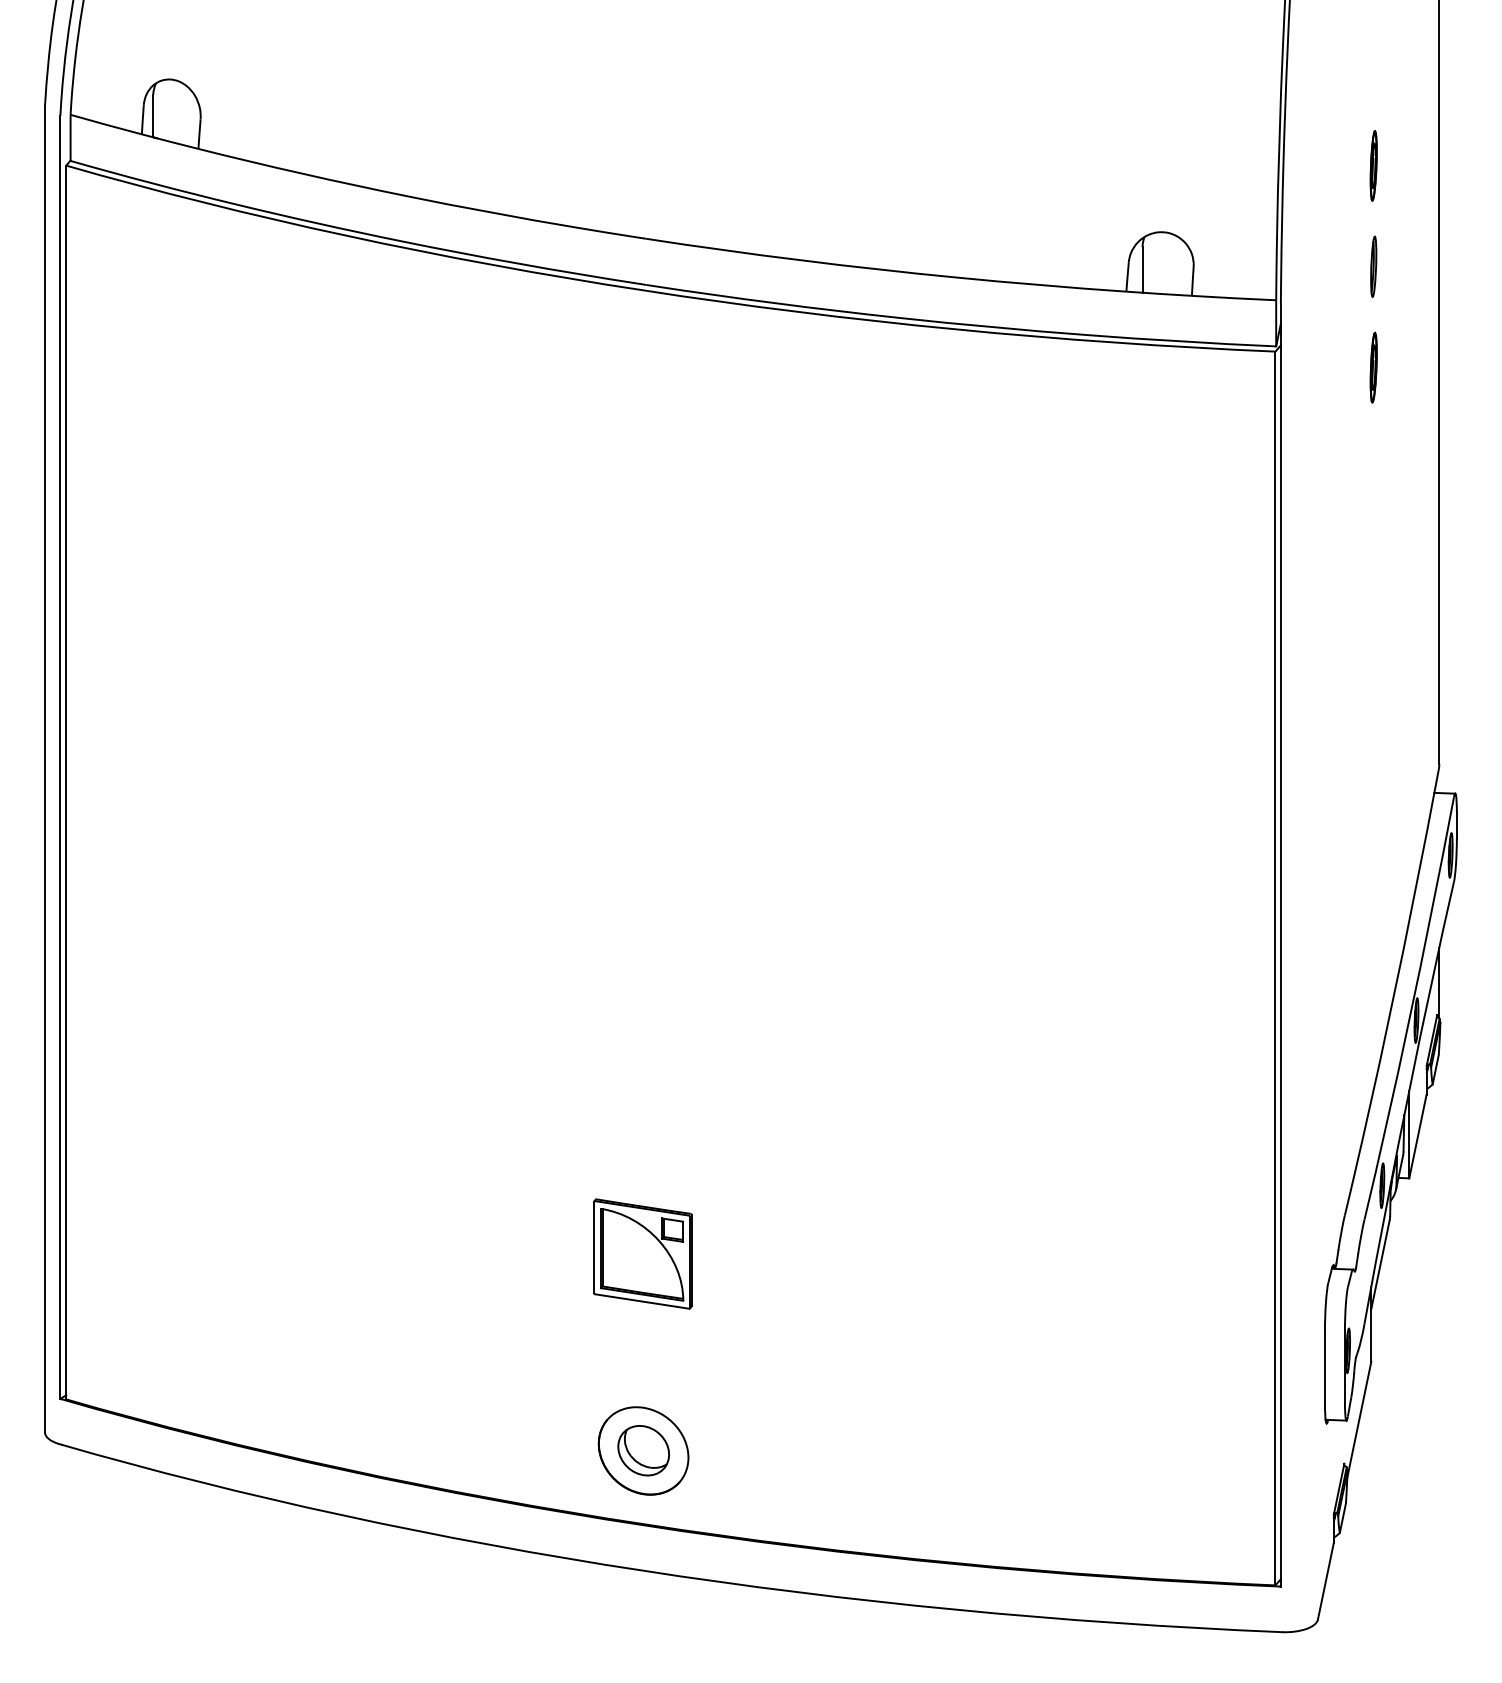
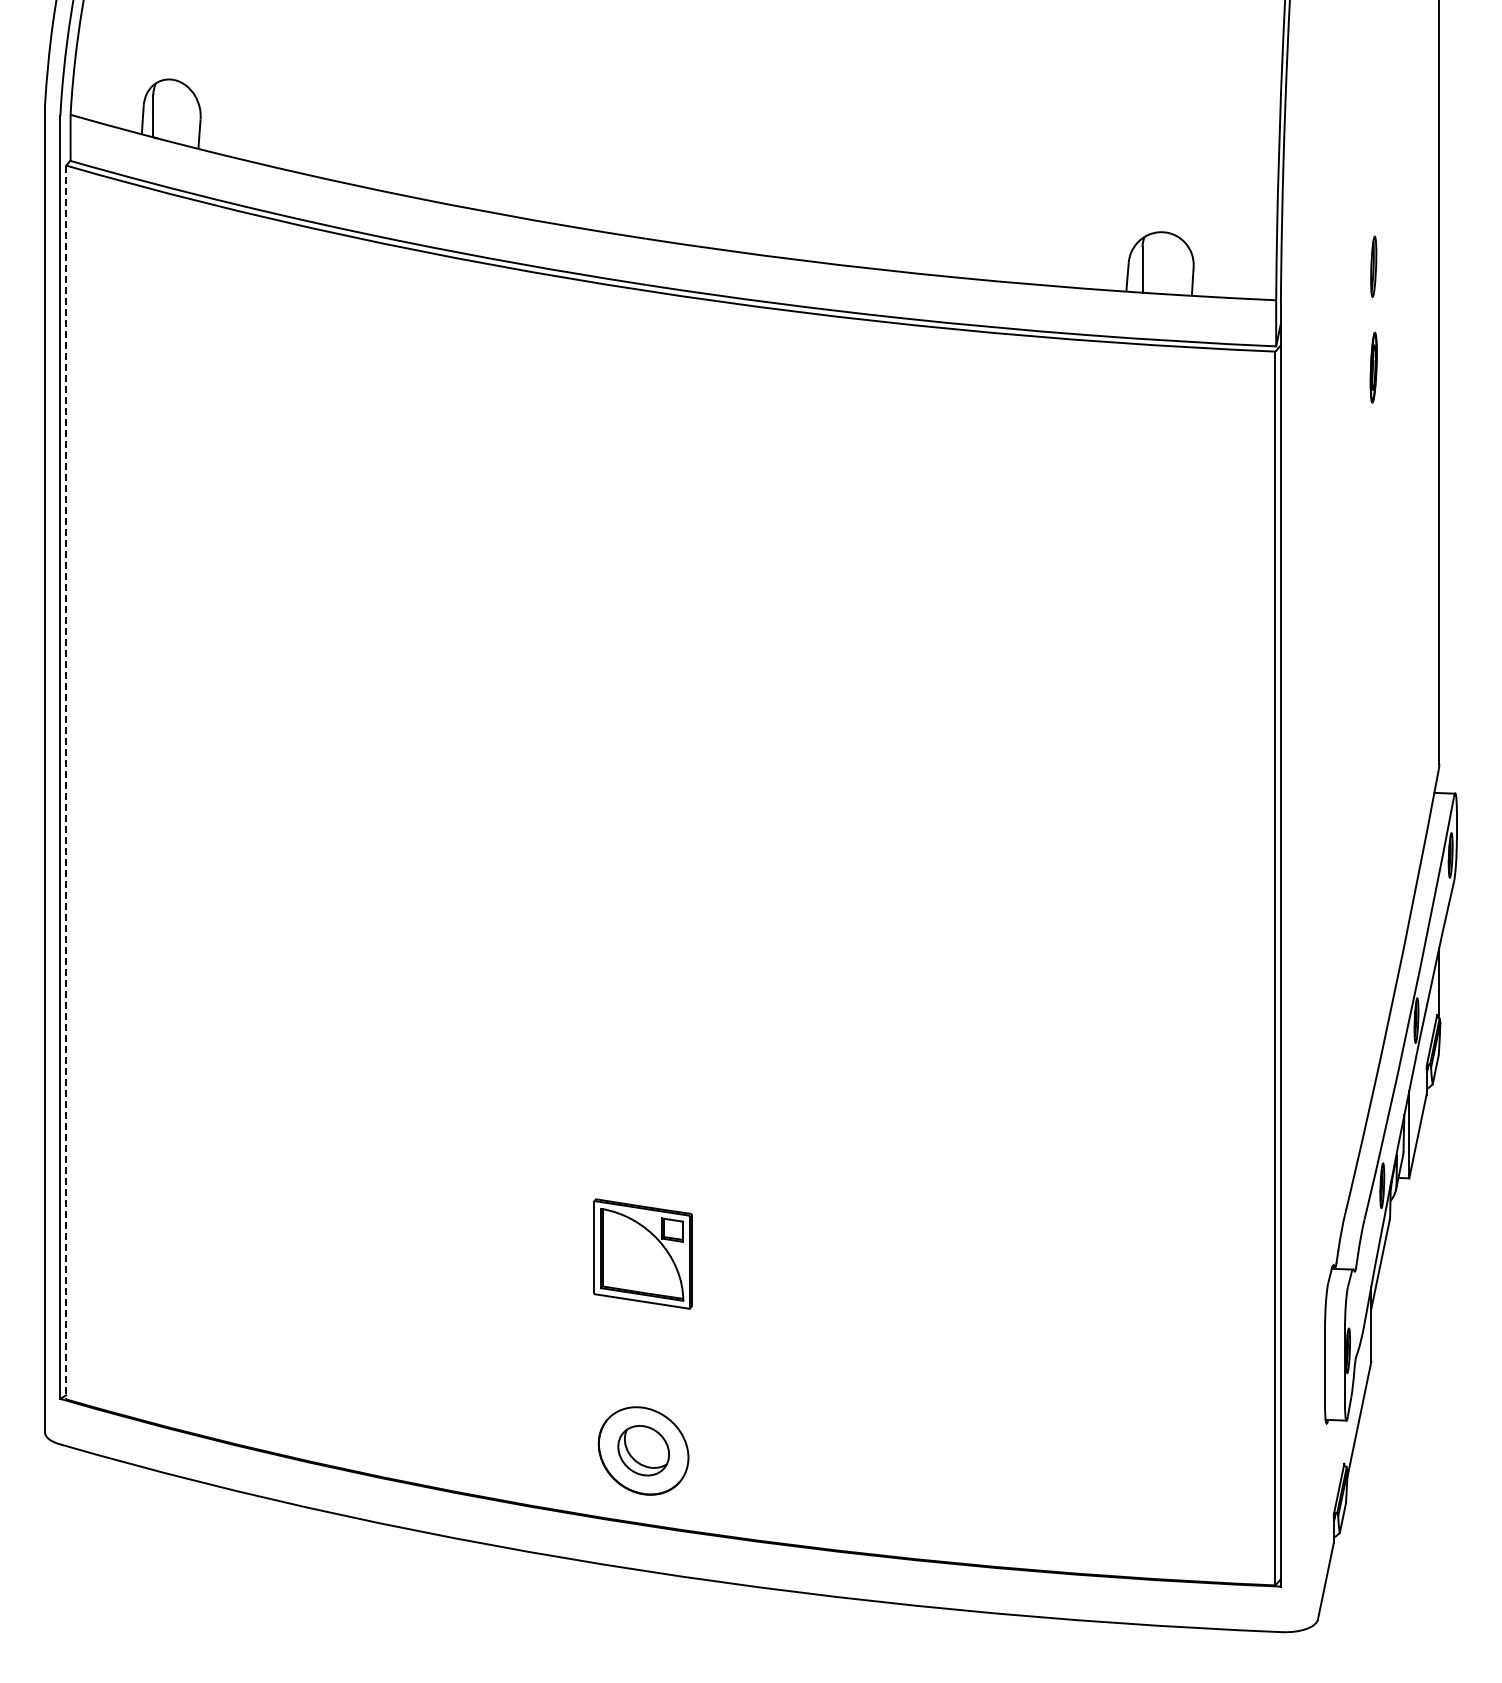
part: present -> none (1373, 165)
line: solid -> dashed (66, 782)
